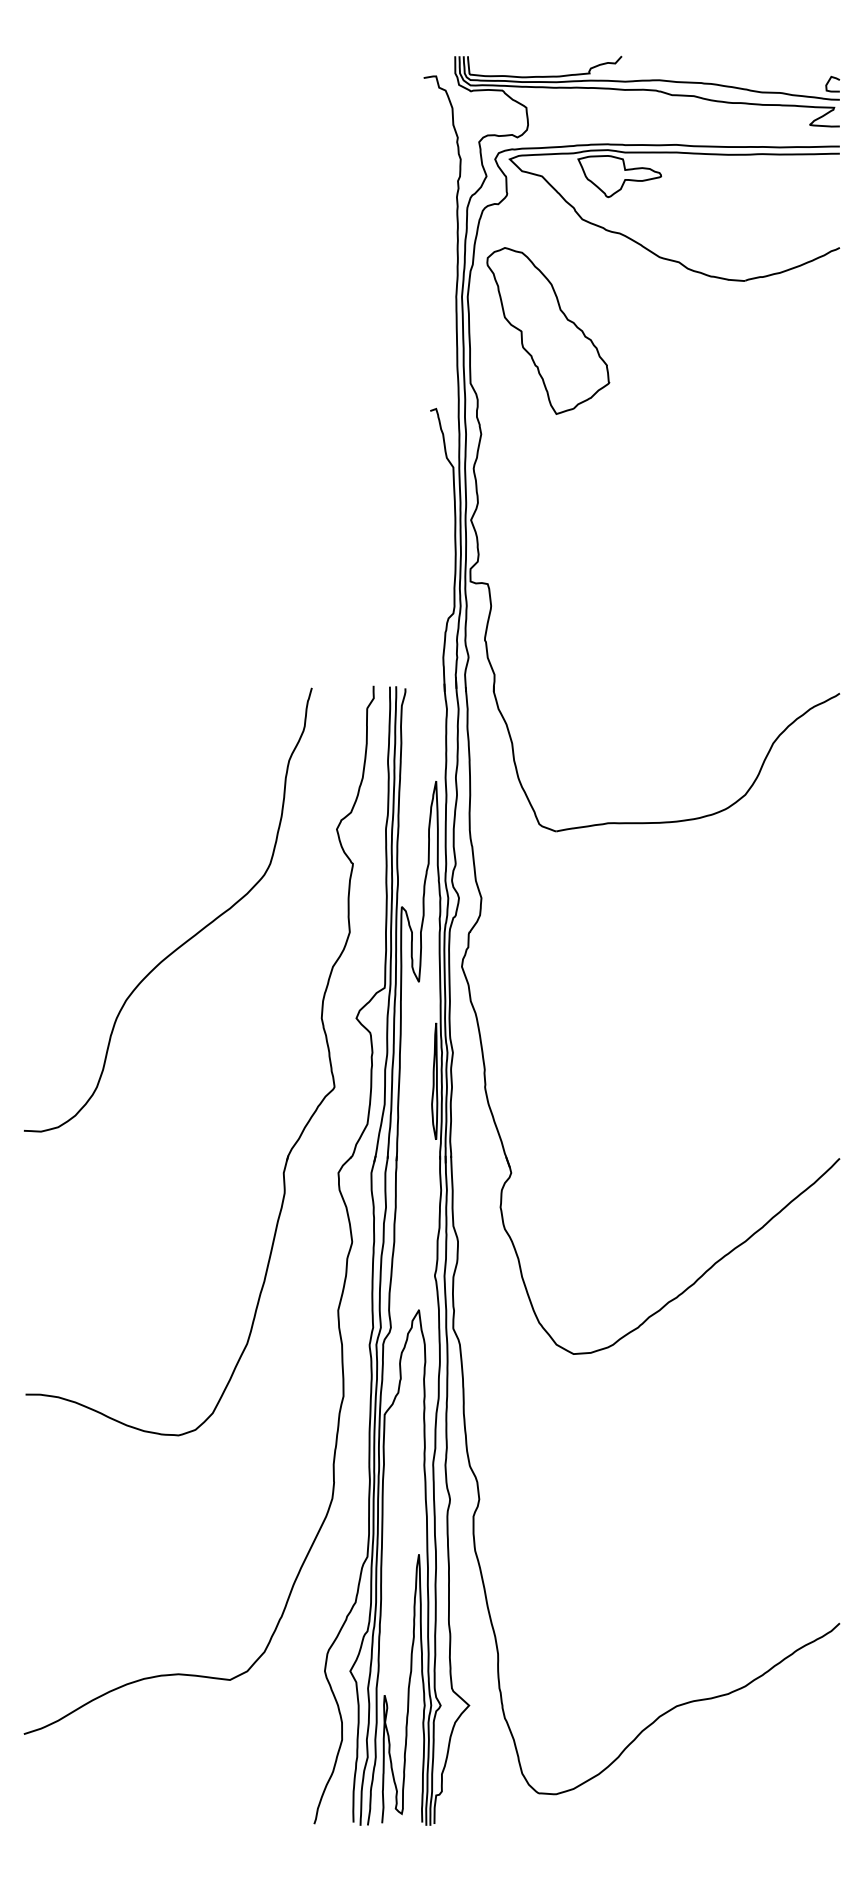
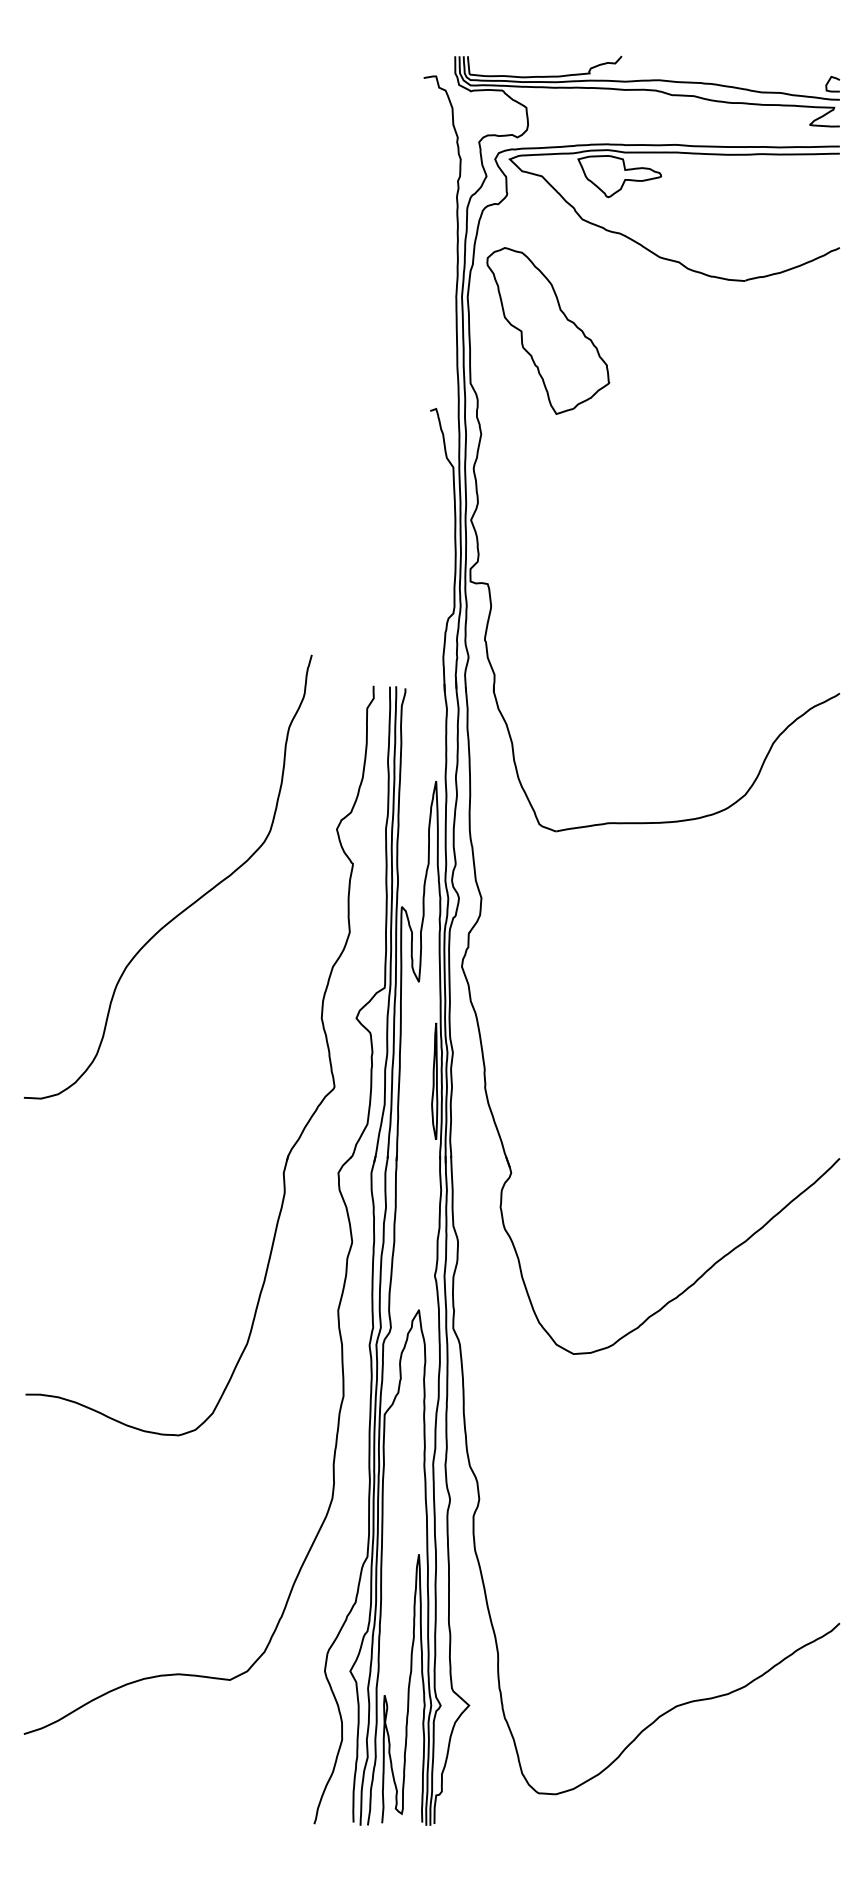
curve position: (191, 936) -> (191, 903) (191, 903)
